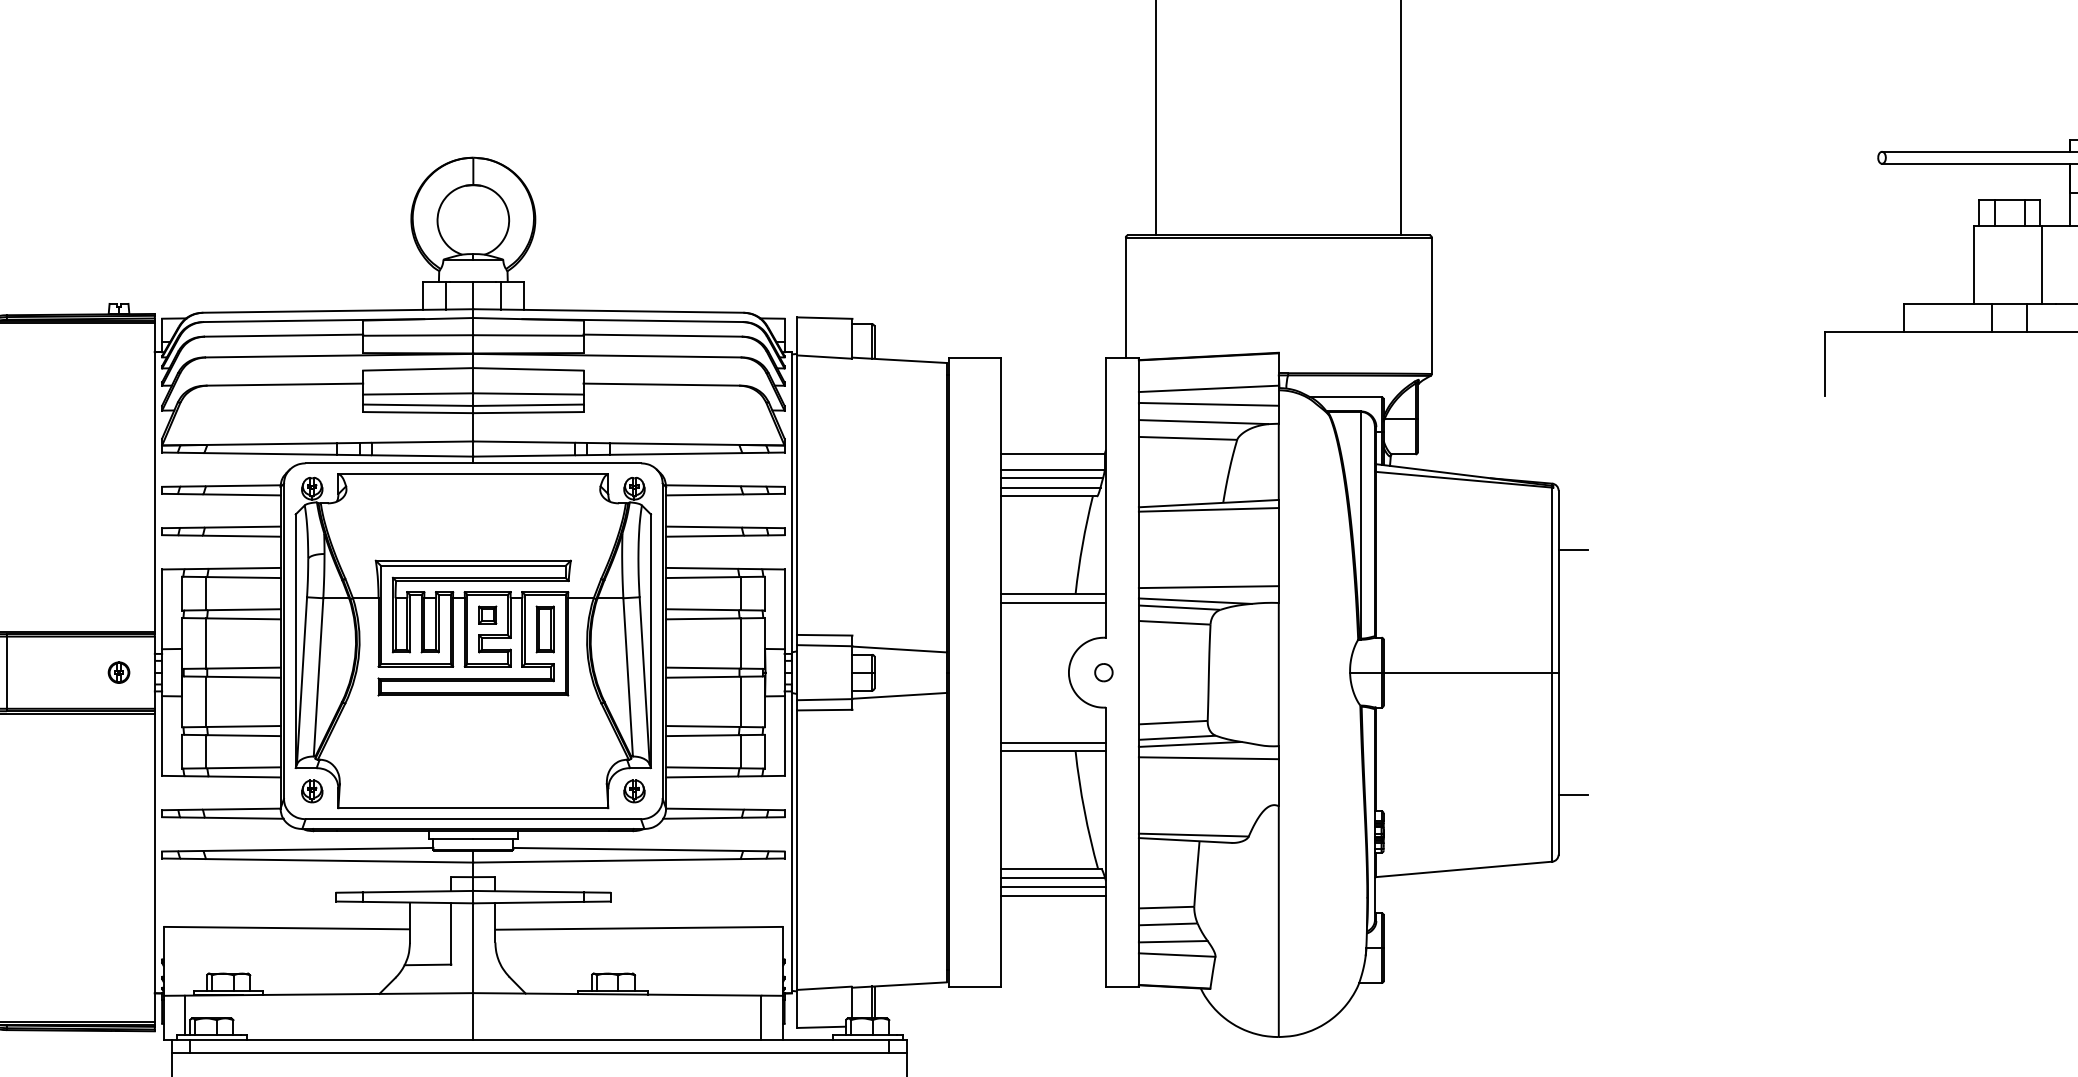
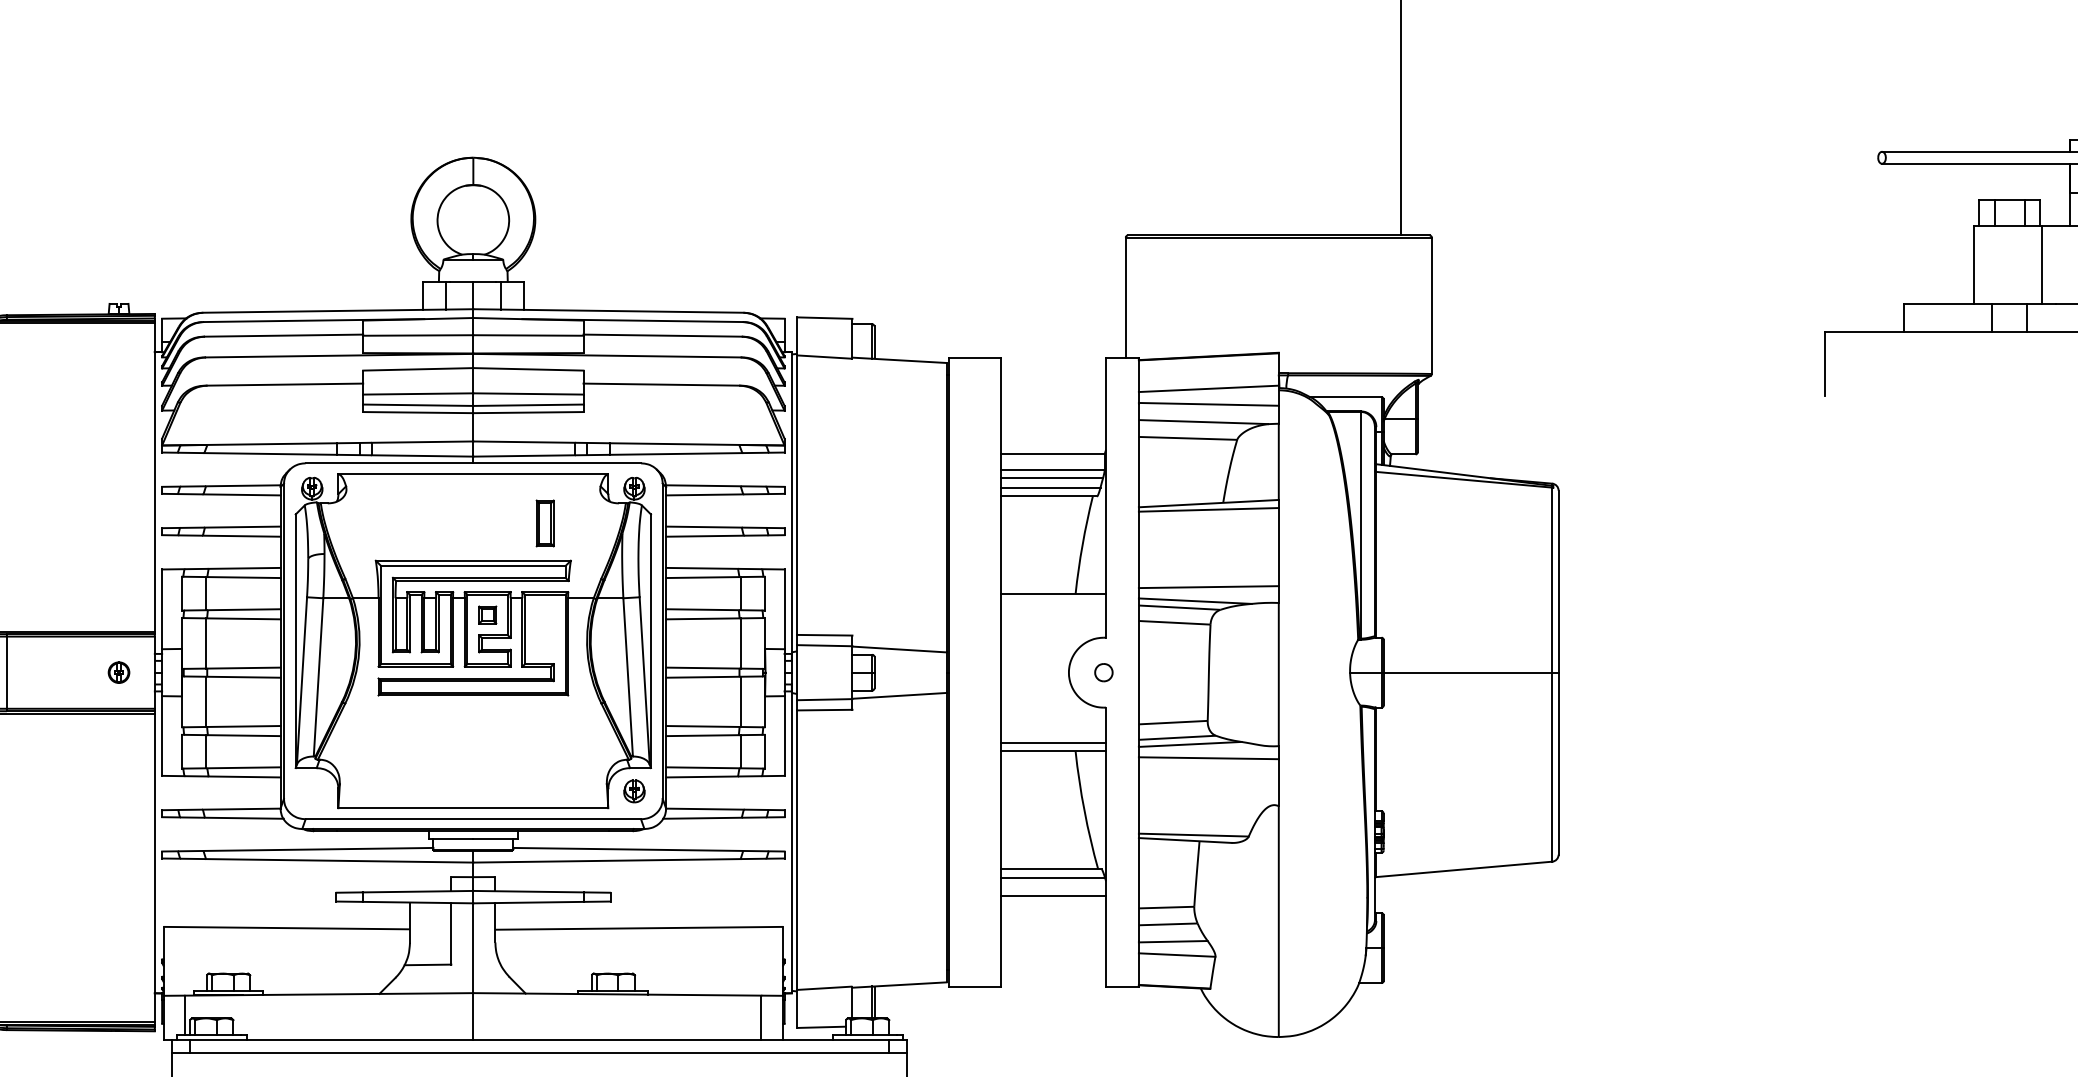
line: present -> none (1156, 118)
line: present -> none (1573, 550)
line: present -> none (1053, 602)
part position: (544, 629) -> (544, 523) (544, 523)
part: present -> none (312, 791)
line: present -> none (1573, 795)
line: present -> none (1053, 886)
